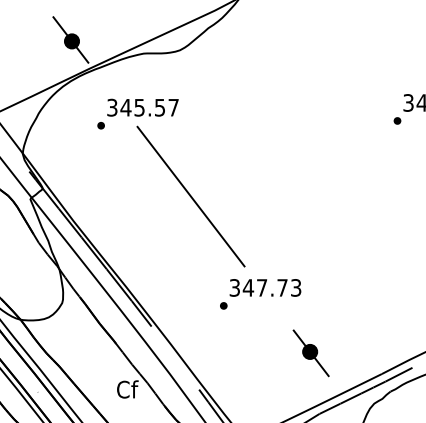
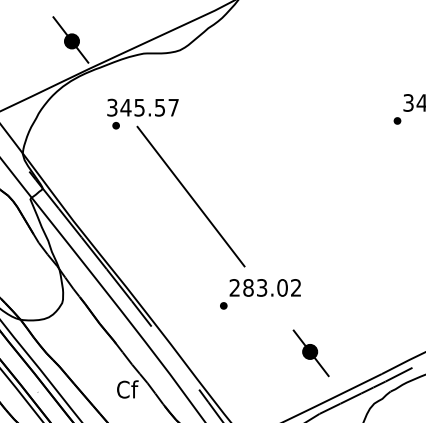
part position: (100, 125) -> (115, 125) (115, 125)
text: 347.73 -> 283.02 (265, 287)
